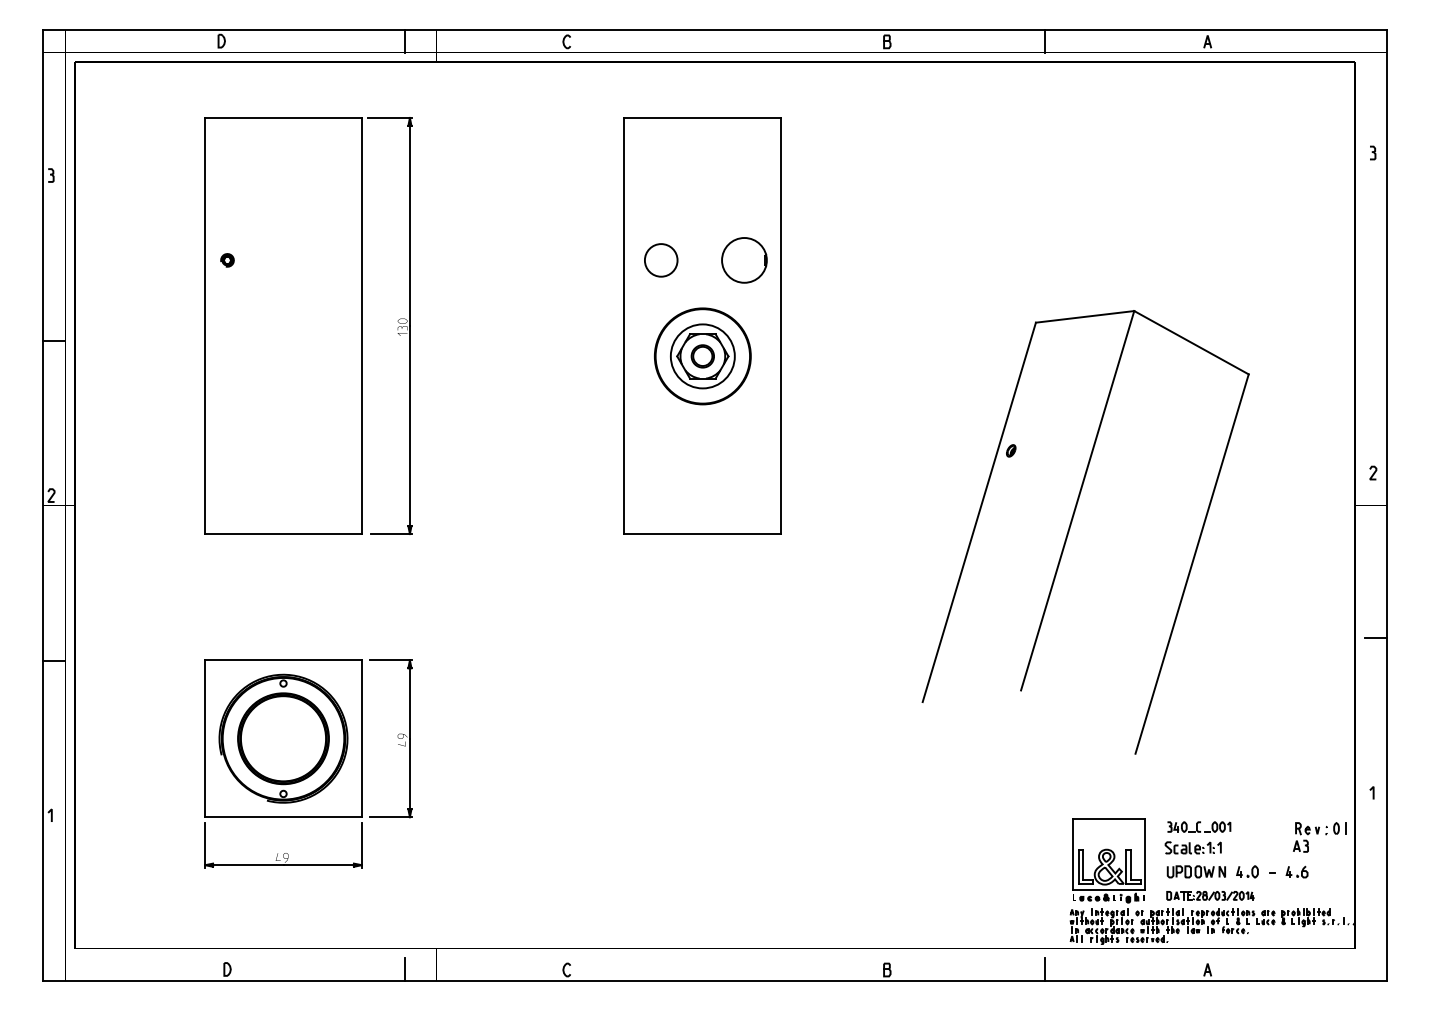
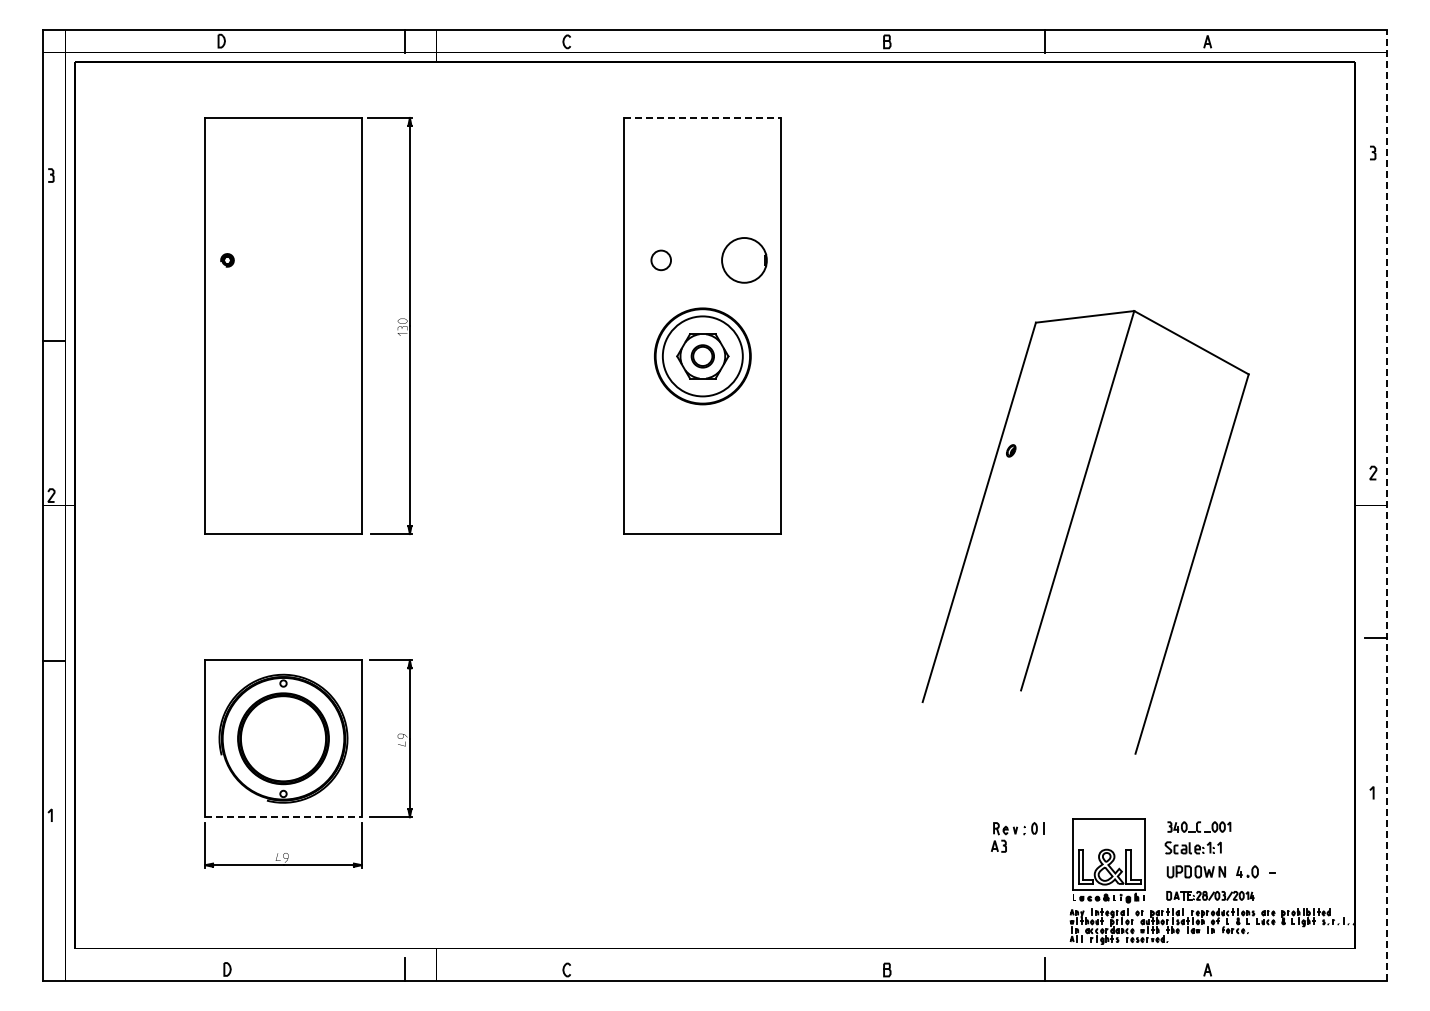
line: solid -> dashed (703, 117)
circle diameter: 33 px -> 20 px (661, 260)
circle diameter: 64 px -> 80 px (702, 356)
line: solid -> dashed (1387, 505)
line: solid -> dashed (284, 817)
part position: (1319, 837) -> (1017, 837) (1017, 837)
part: present -> none (1296, 871)
